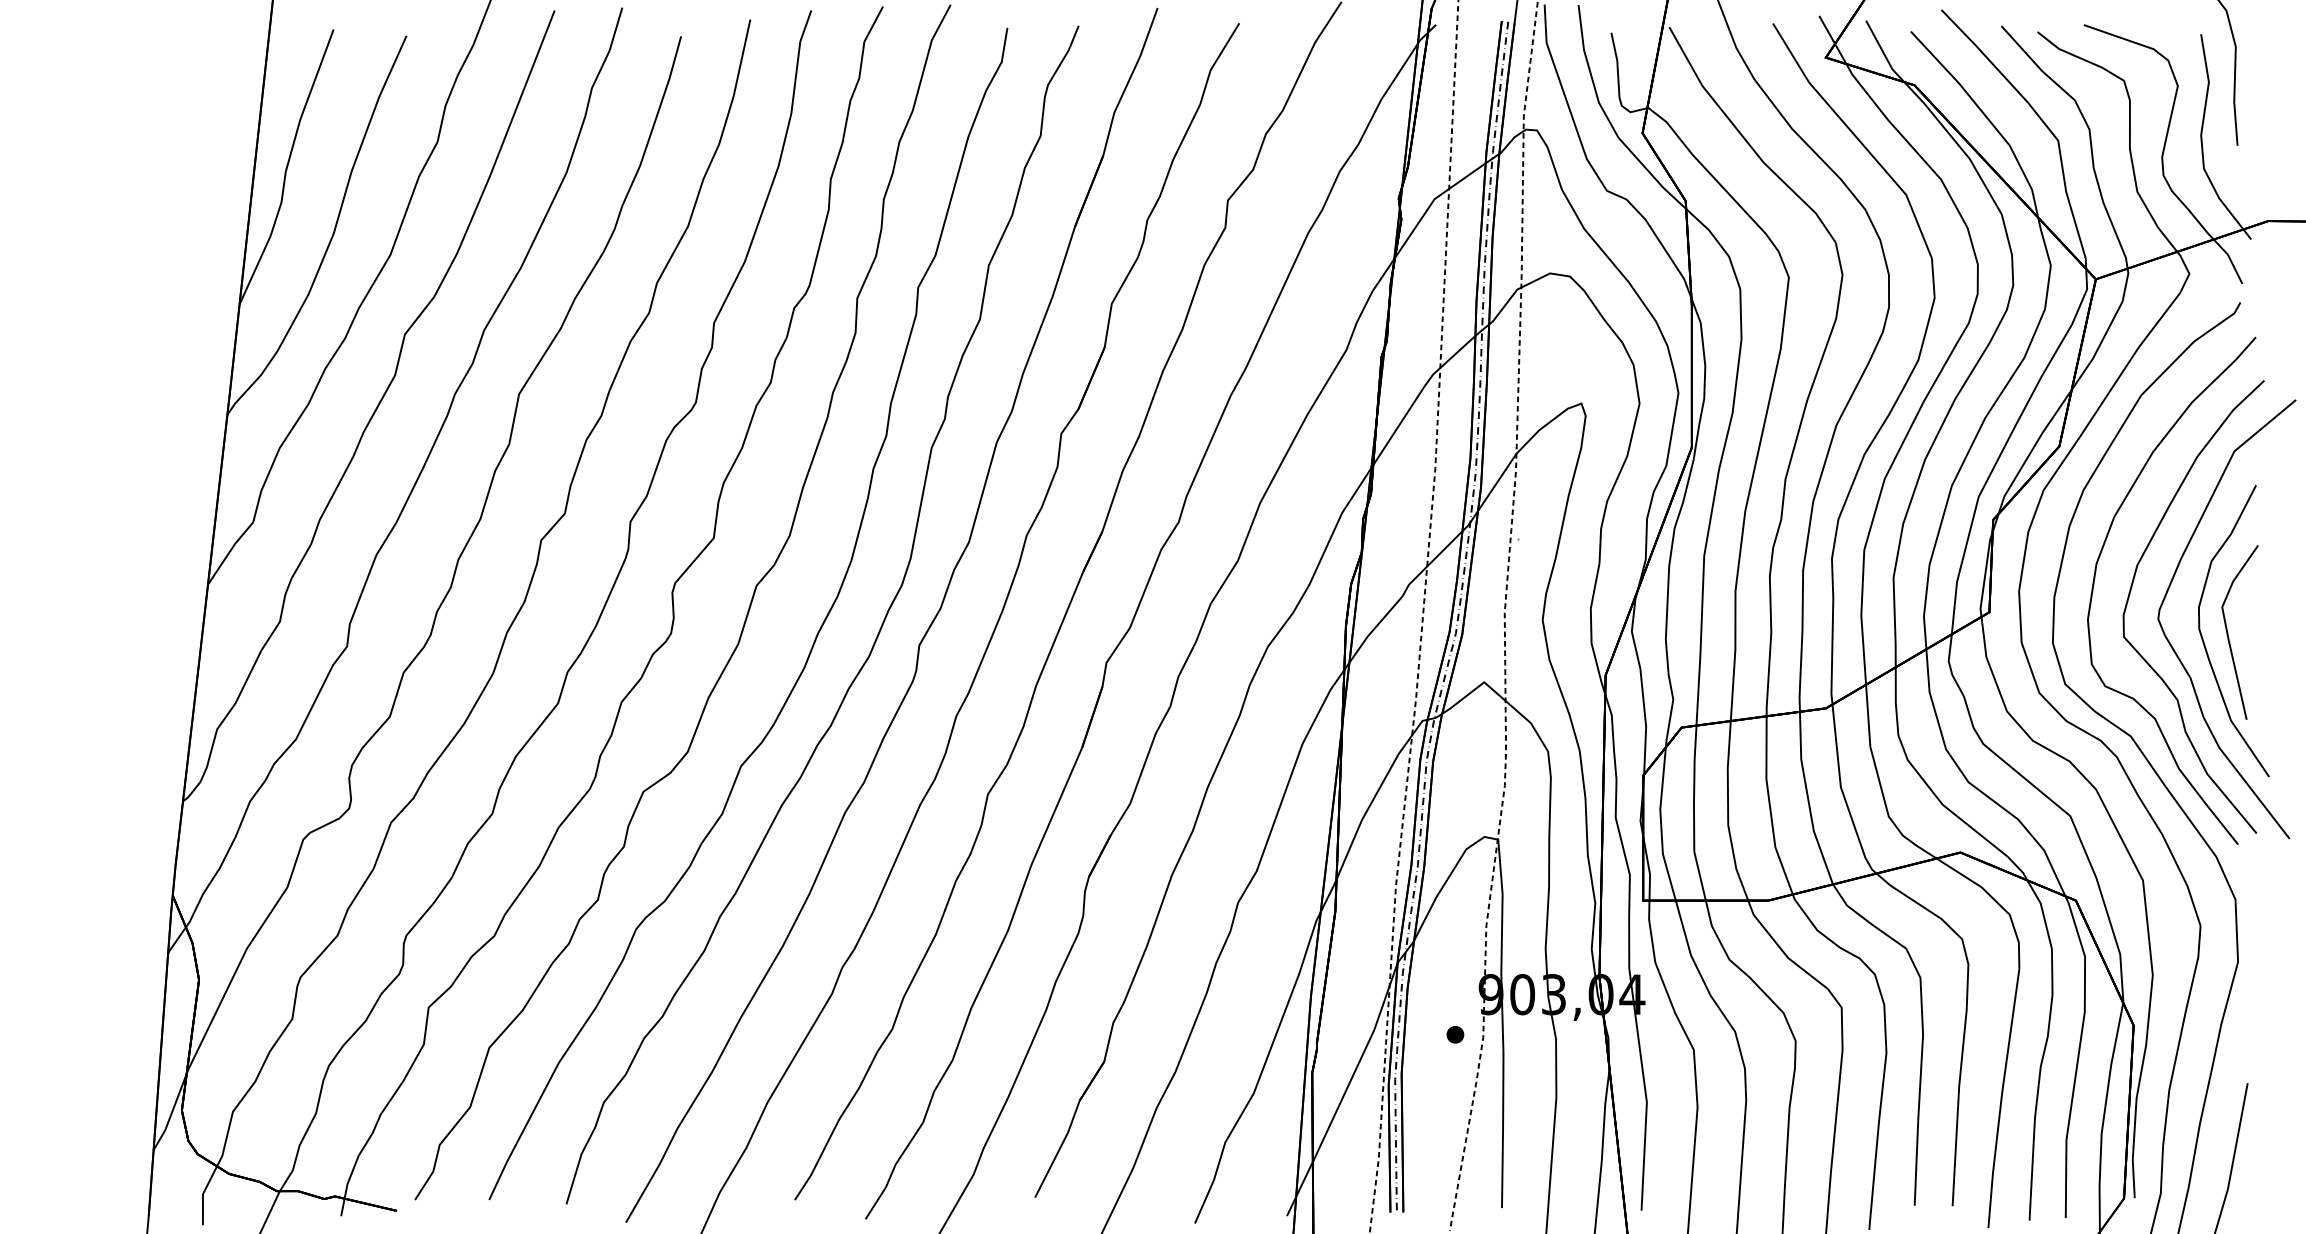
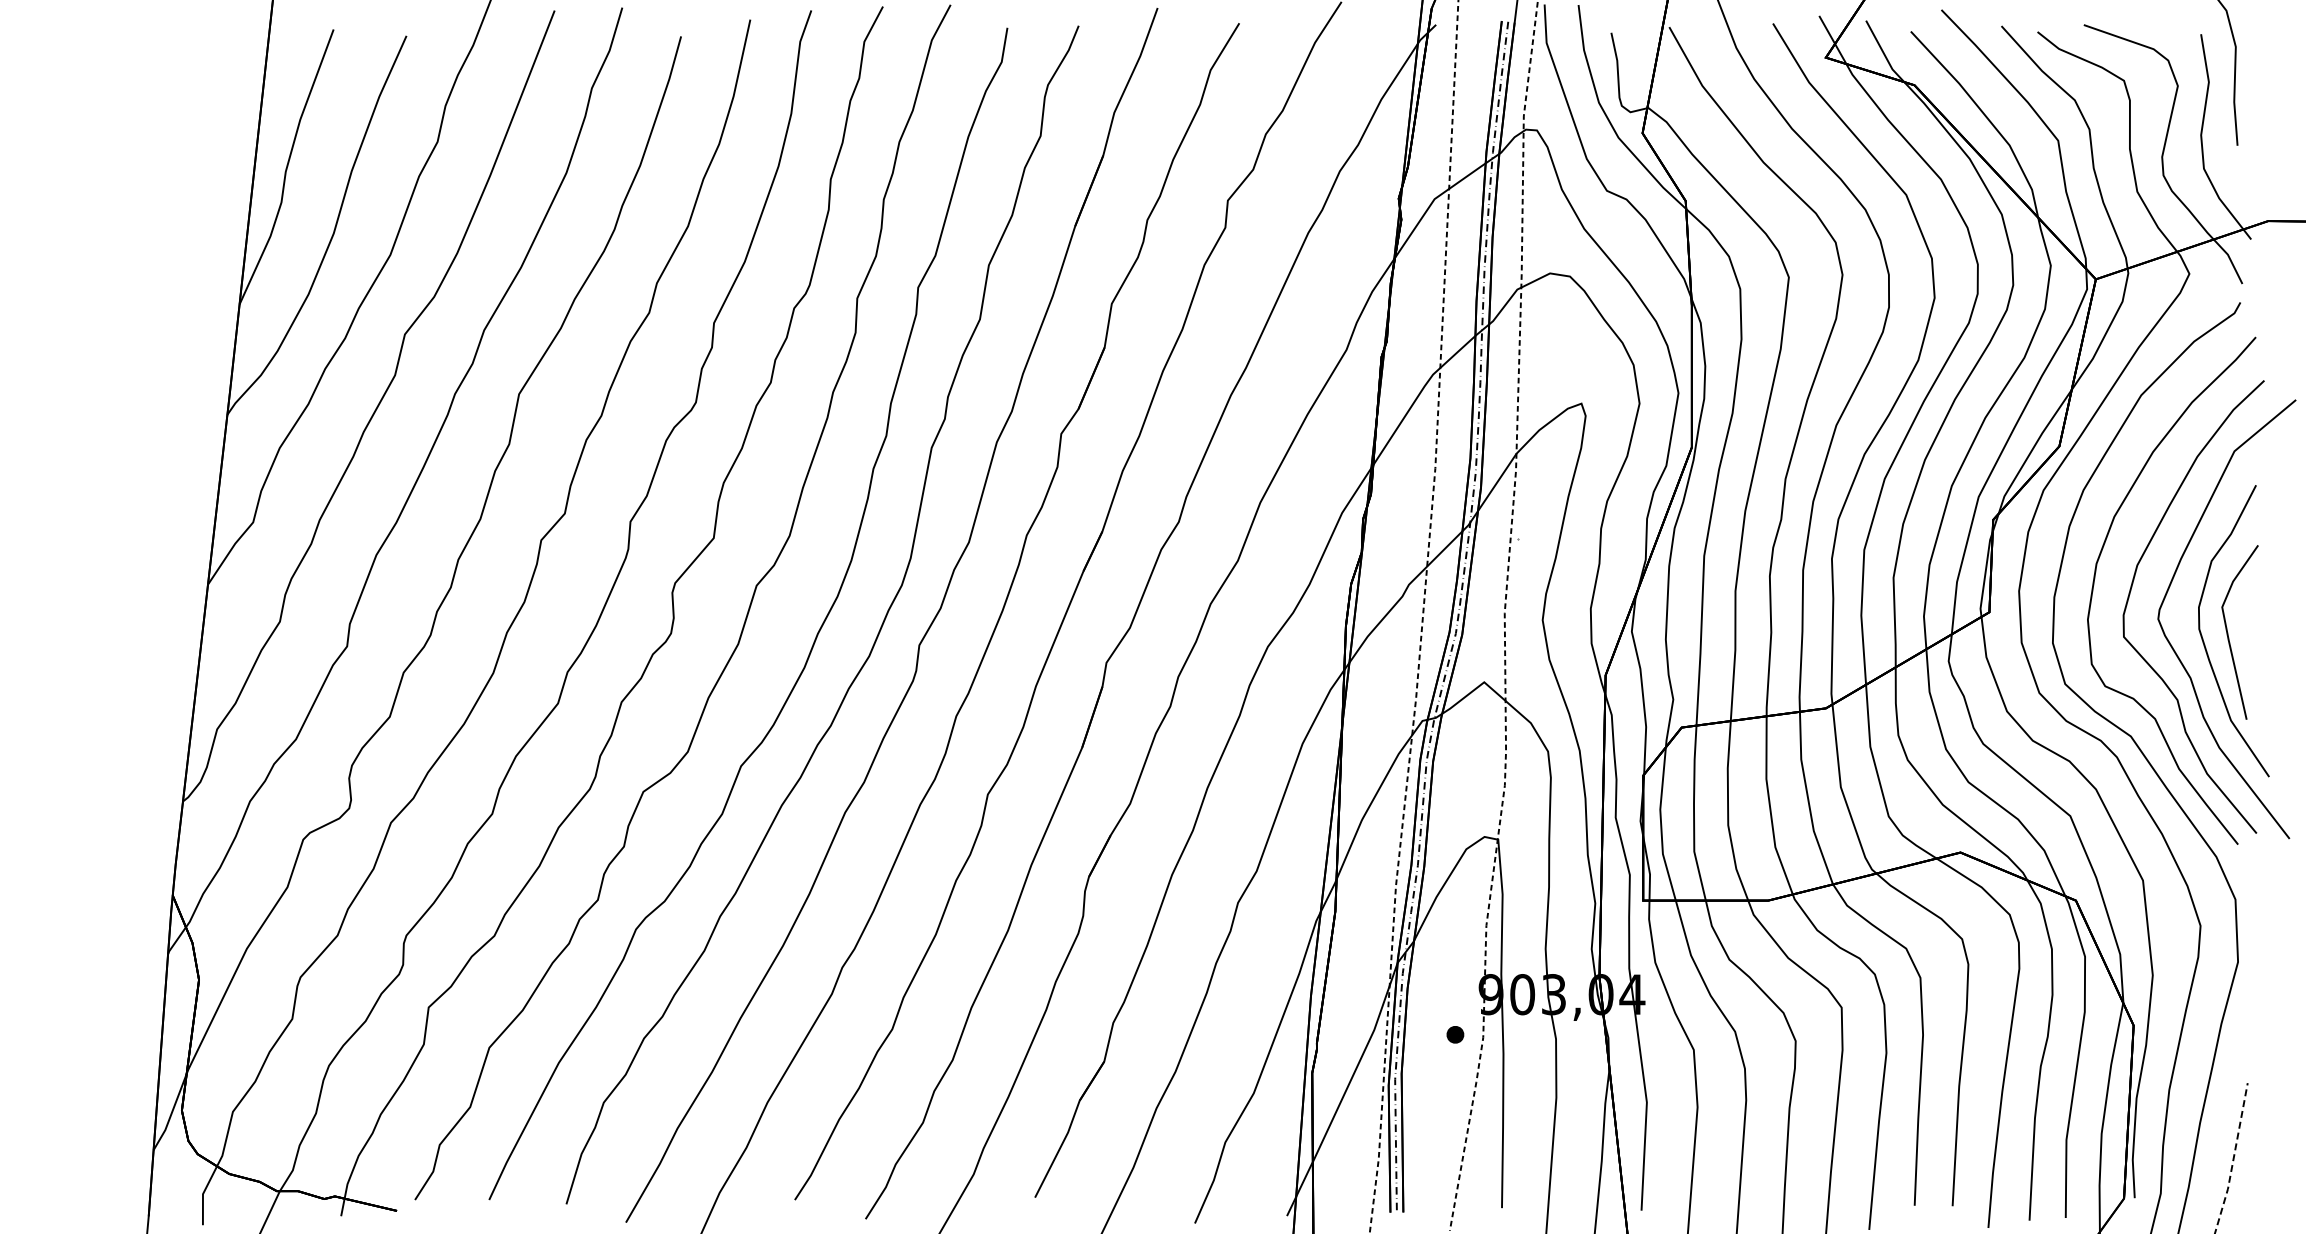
line: solid -> dashed (2233, 1159)
